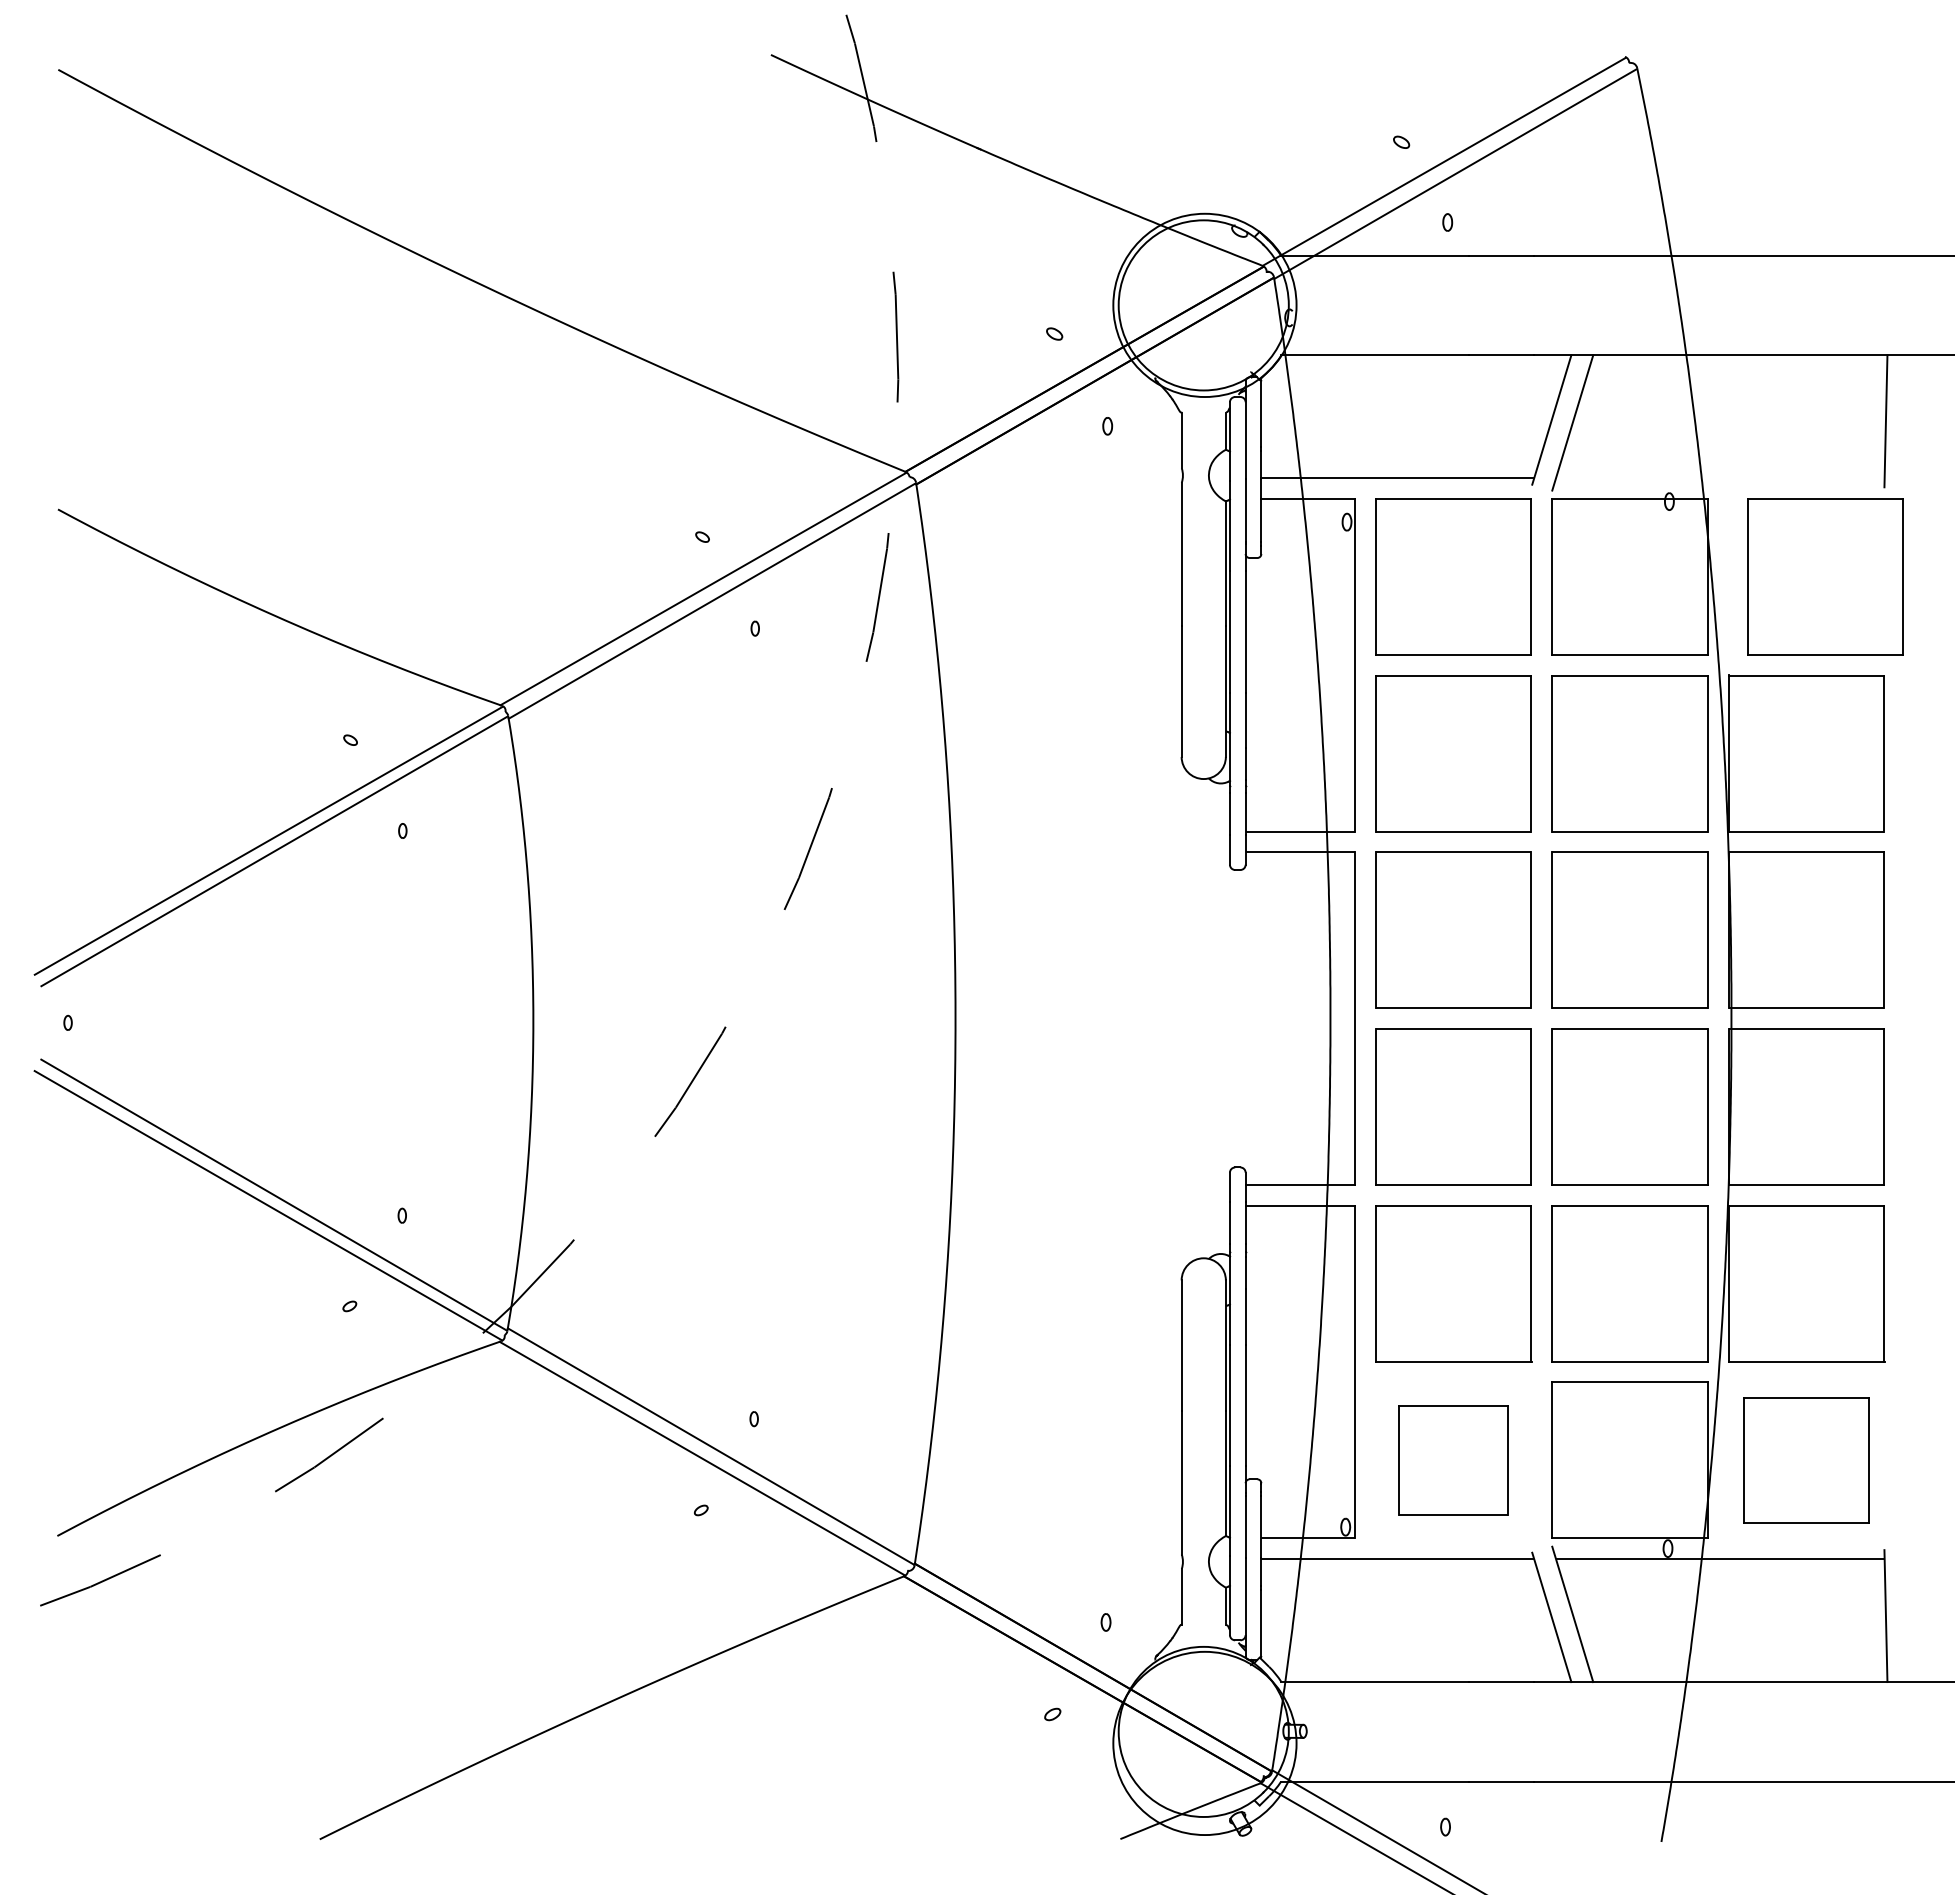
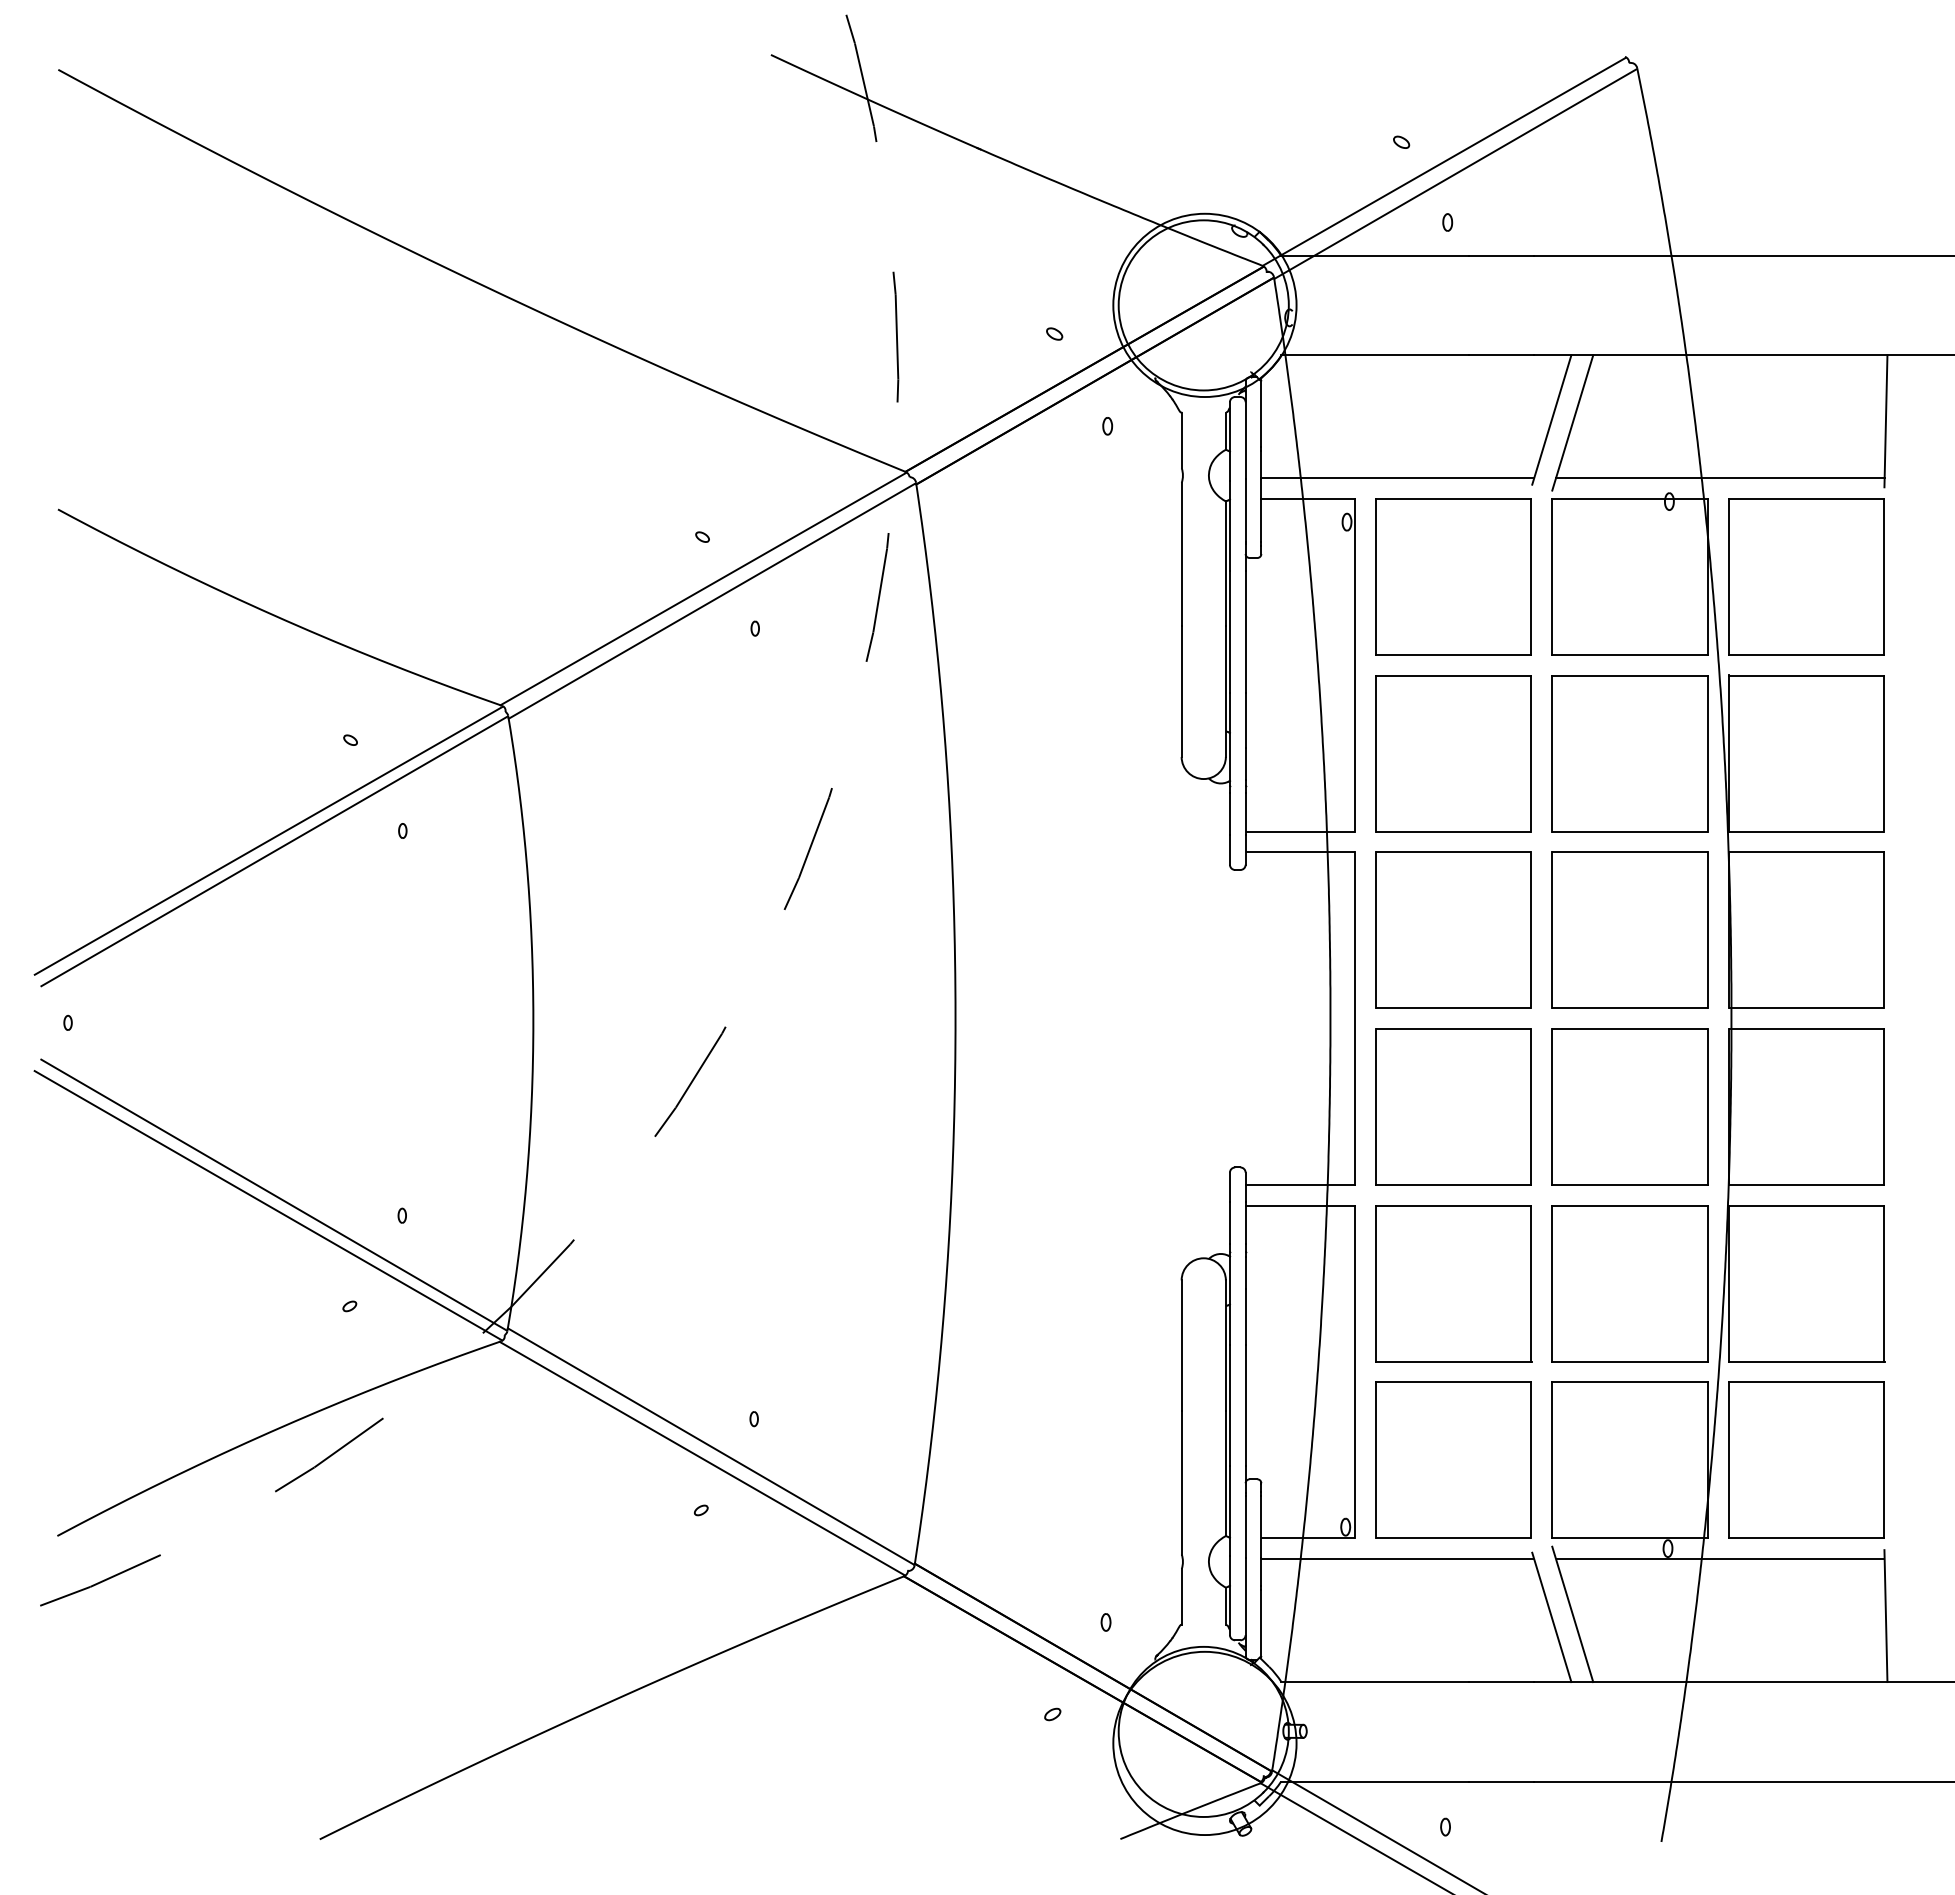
line: none -> present (1720, 478)
part position: (1825, 576) -> (1806, 576) (1806, 576)
part size: 111x111 px -> 157x158 px (1453, 1459)
part size: 127x127 px -> 157x158 px (1806, 1459)
